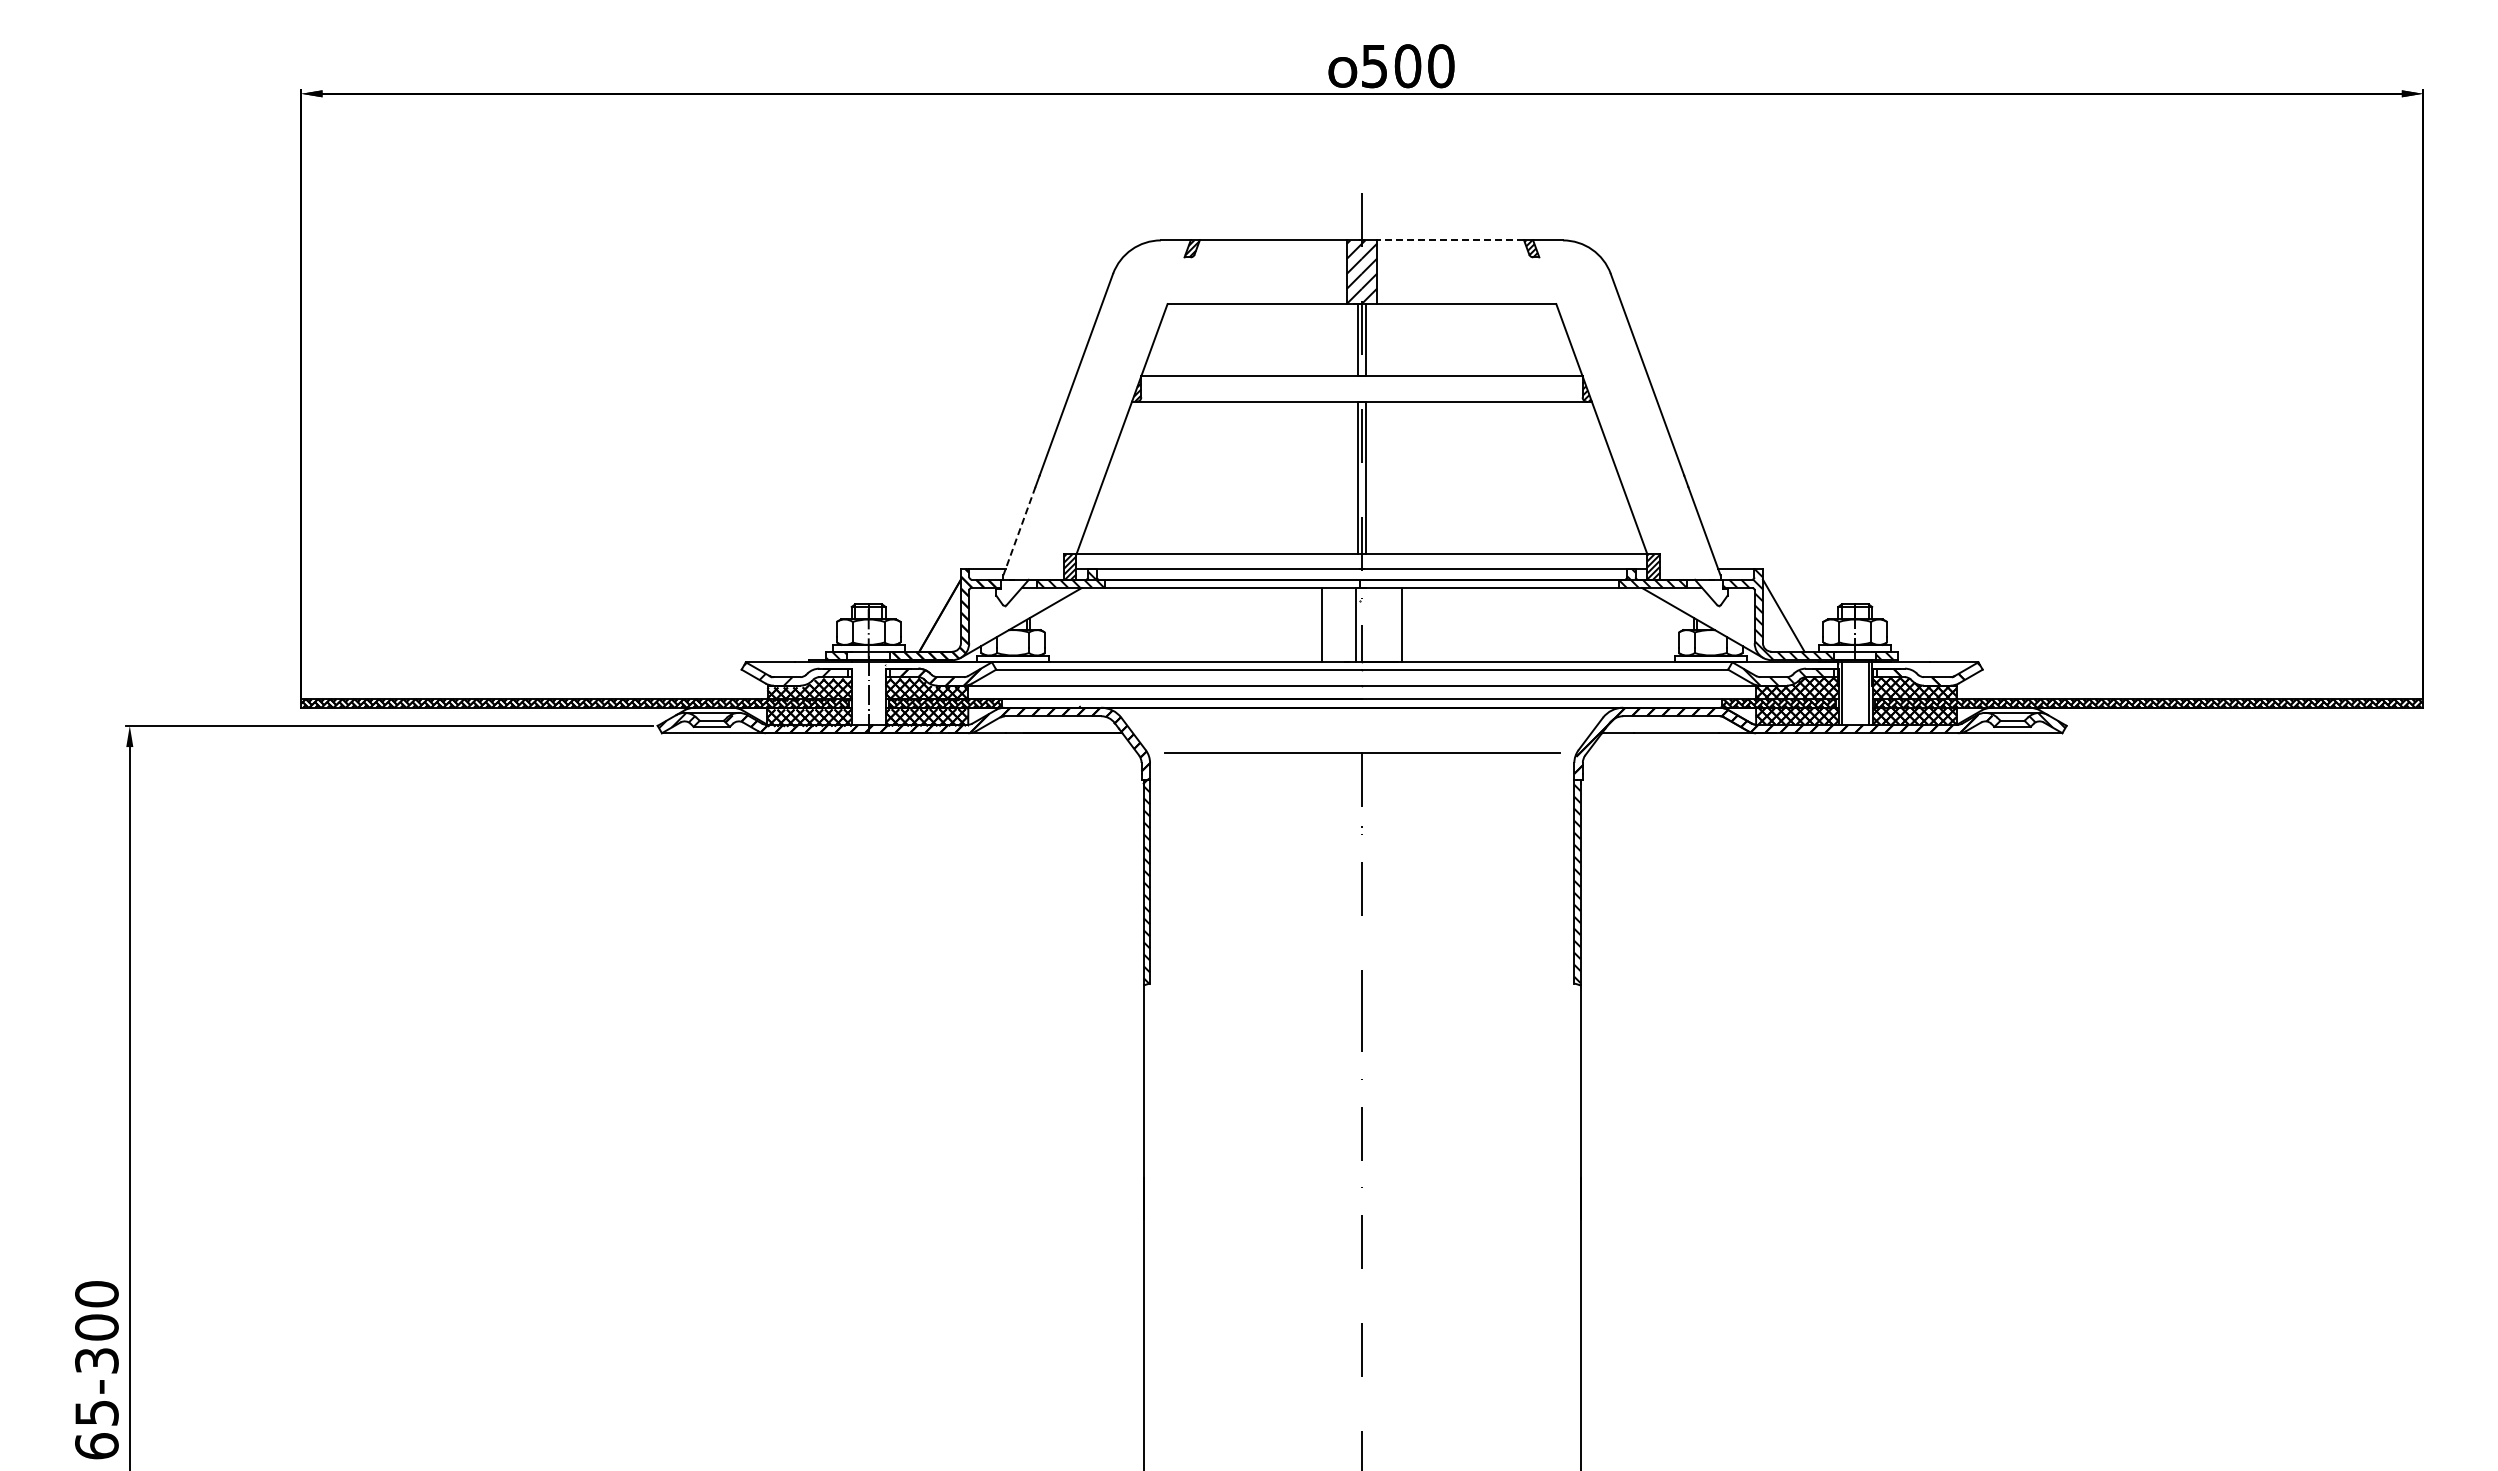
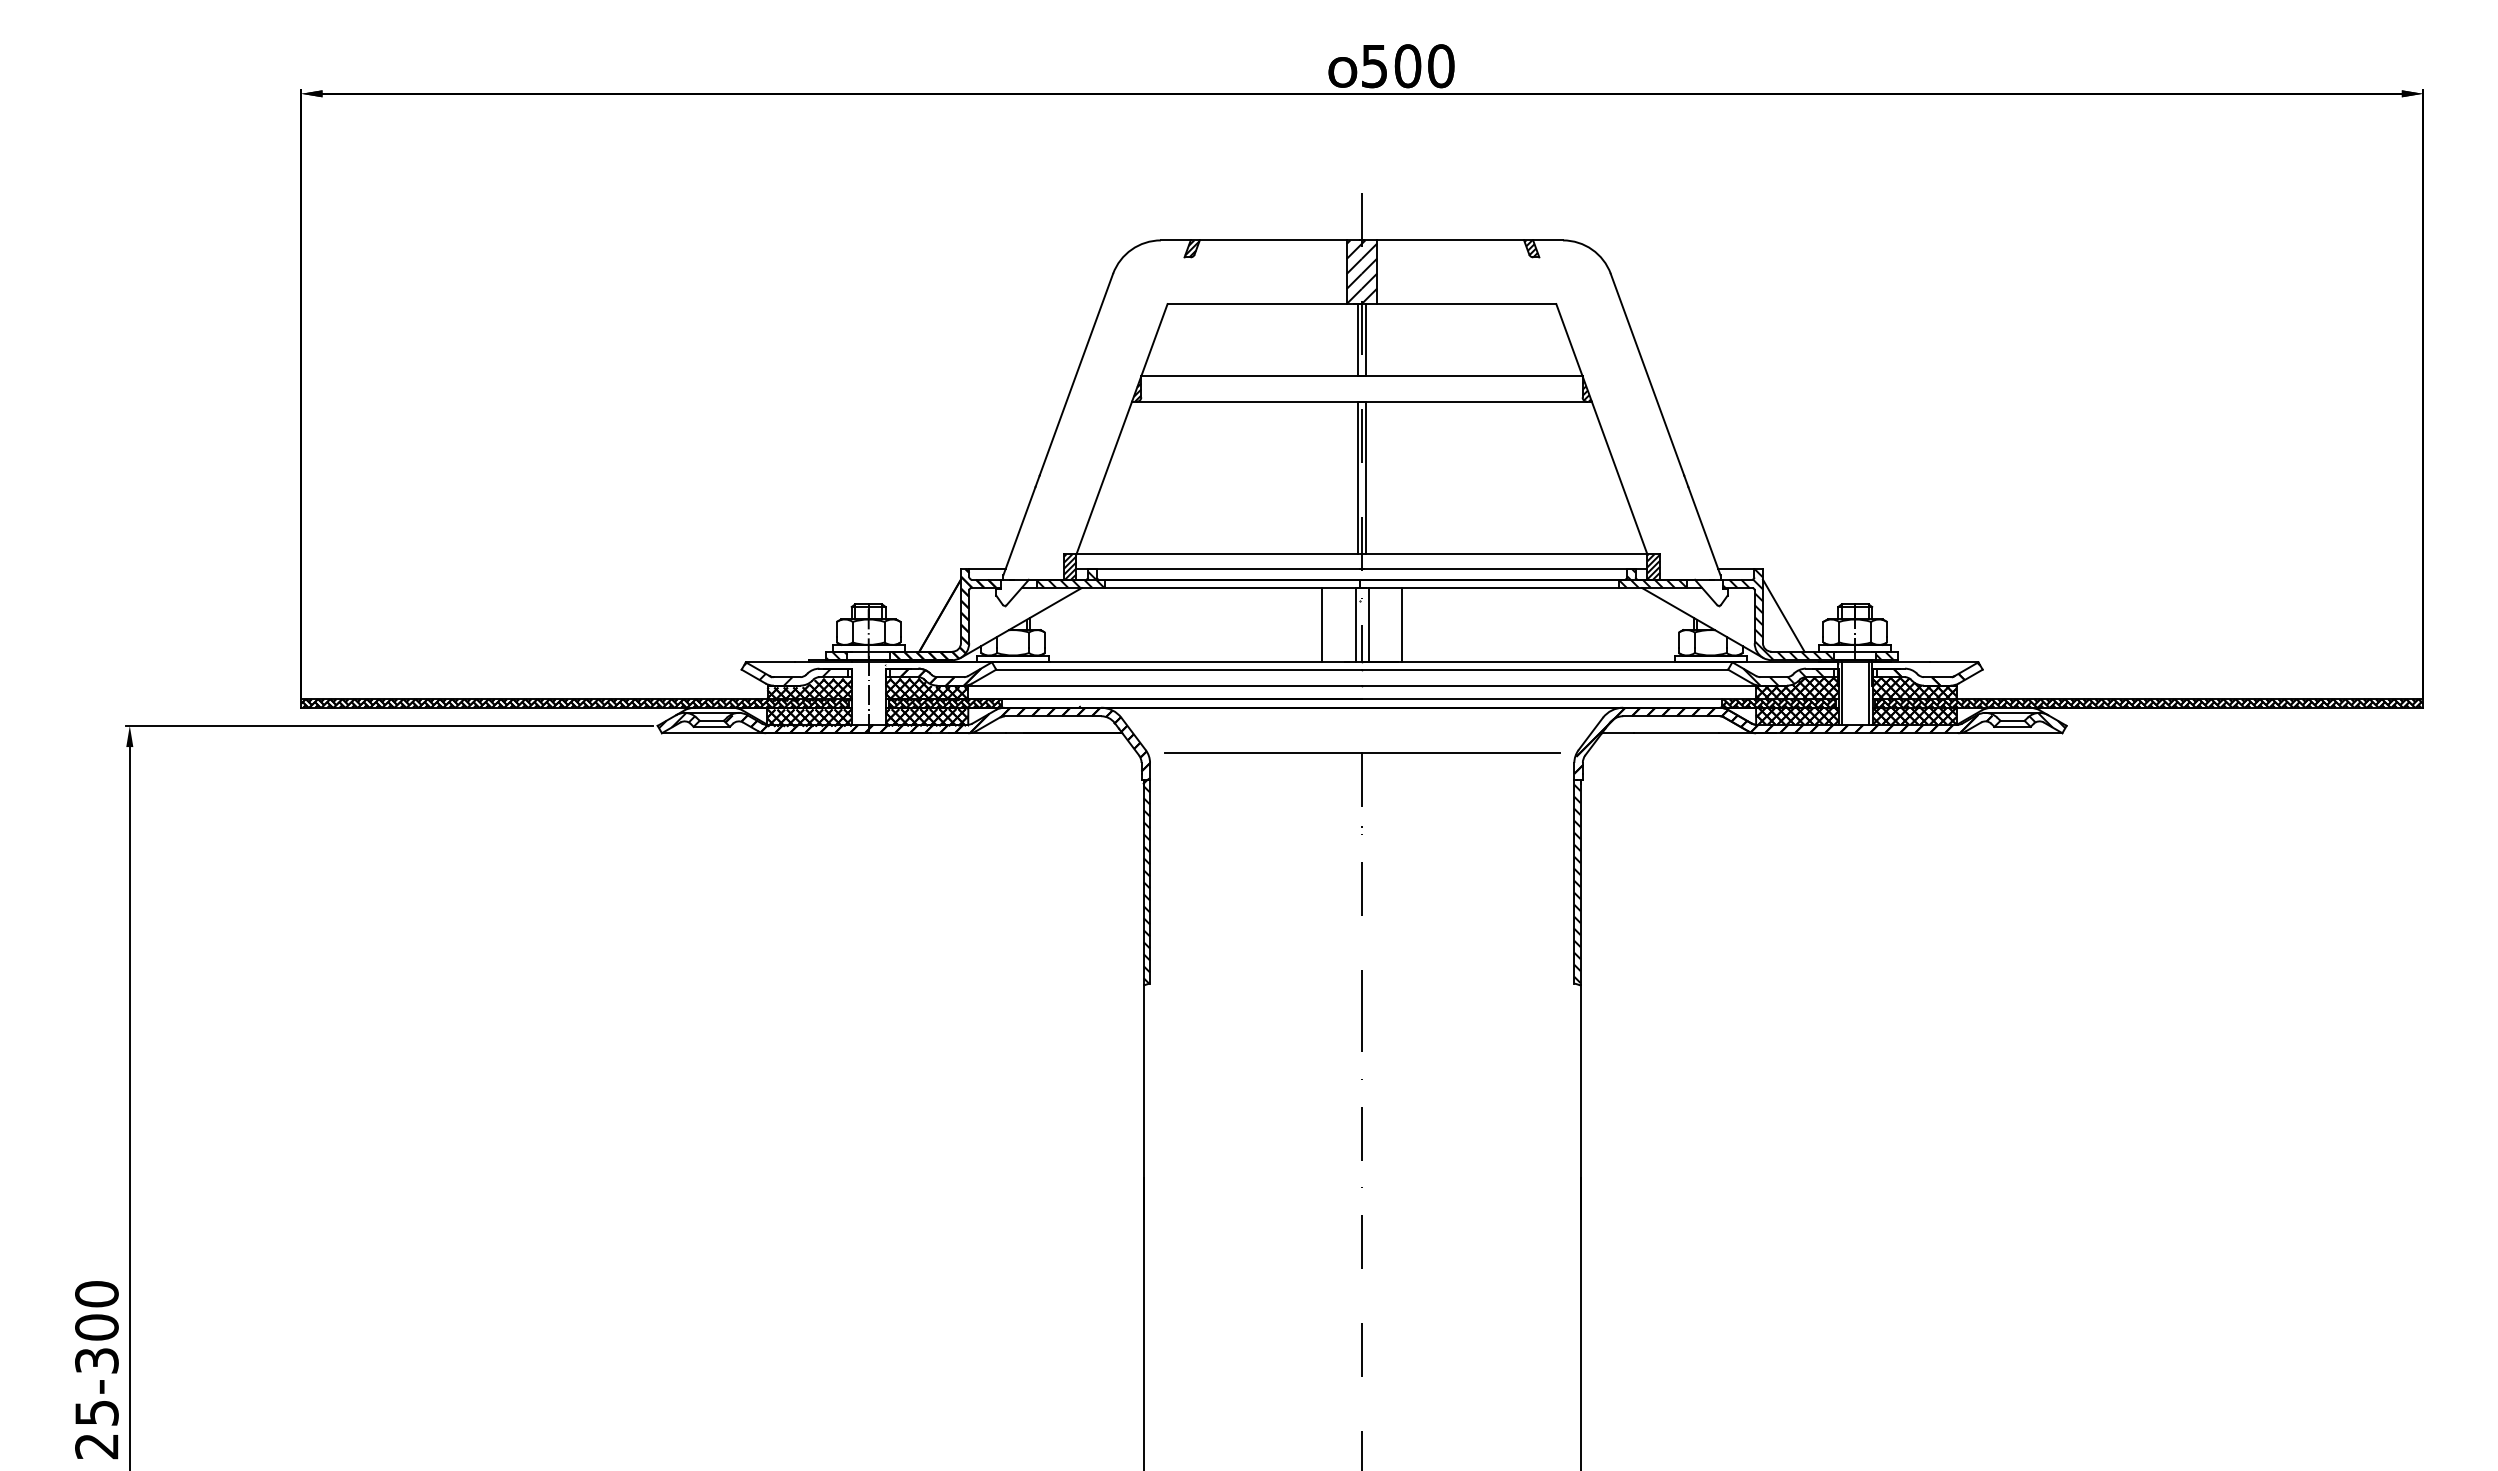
line: dashed -> solid (1450, 240)
line: dashed -> solid (1019, 531)
line: none -> present (1368, 625)
text: 65-300 -> 25-300 (96, 1446)
